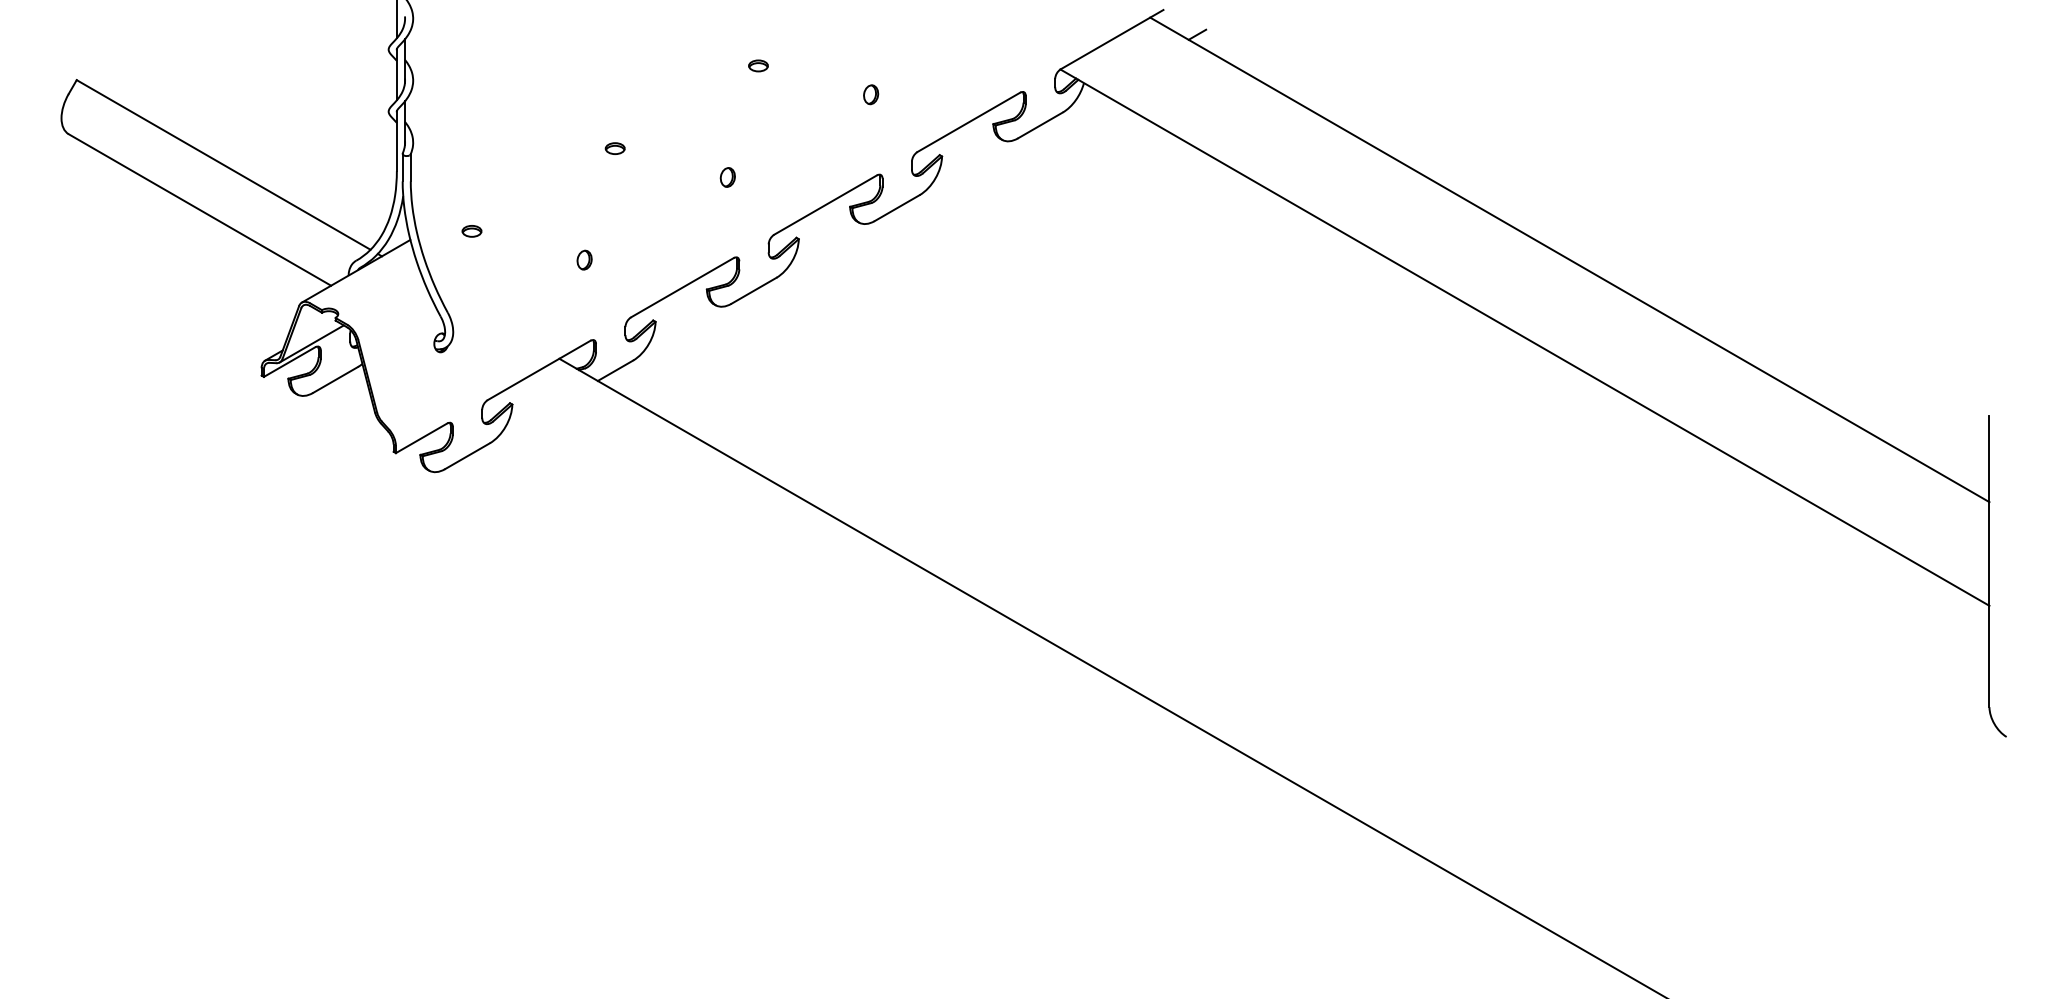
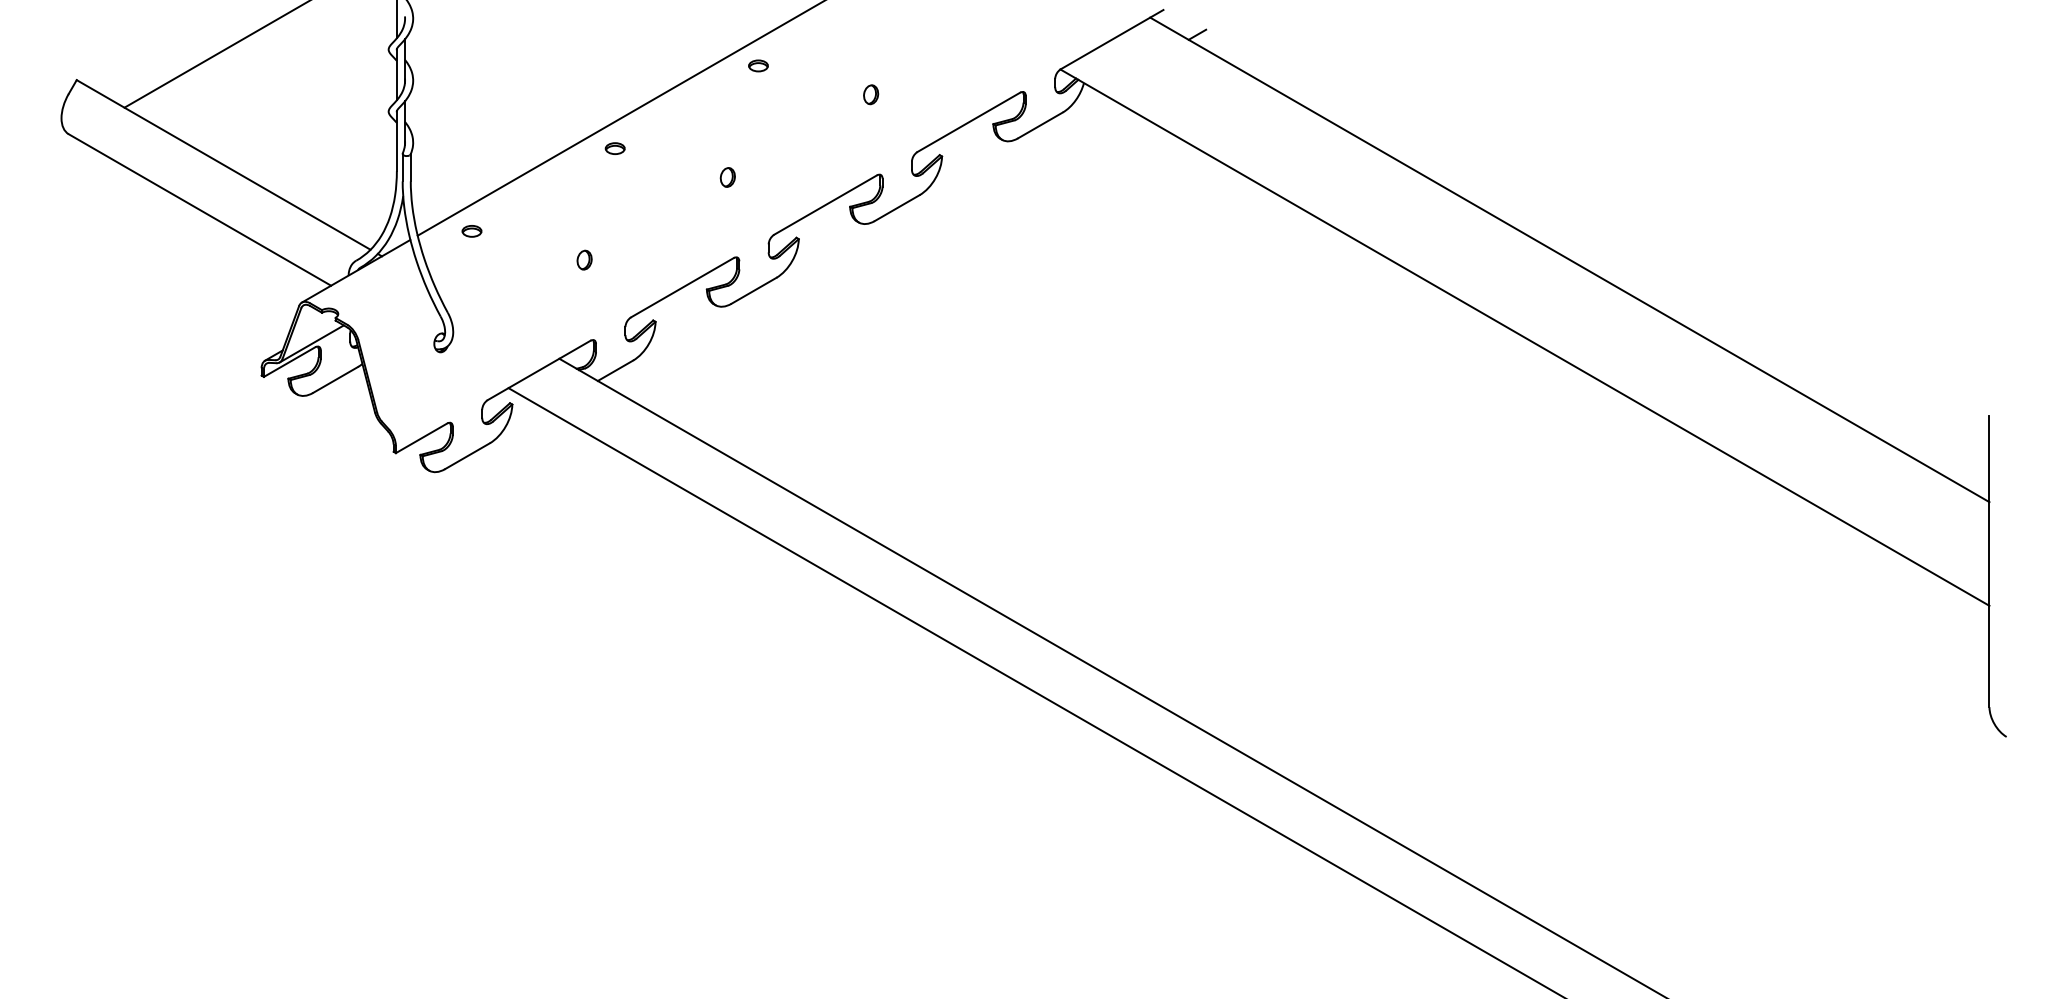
line: none -> present (215, 54)
line: none -> present (619, 118)
line: none -> present (1034, 691)
